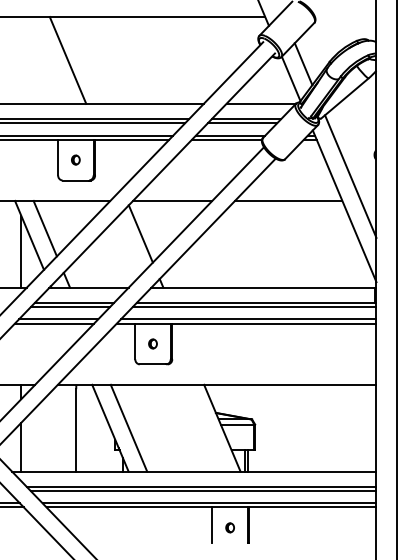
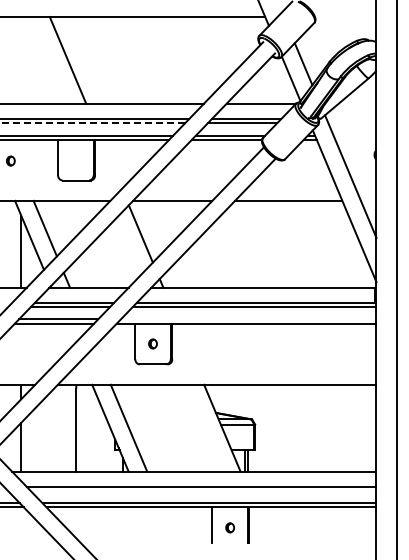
line: solid -> dashed (92, 123)
part position: (75, 159) -> (10, 160) (10, 160)
line: present -> none (248, 319)
line: present -> none (203, 491)
